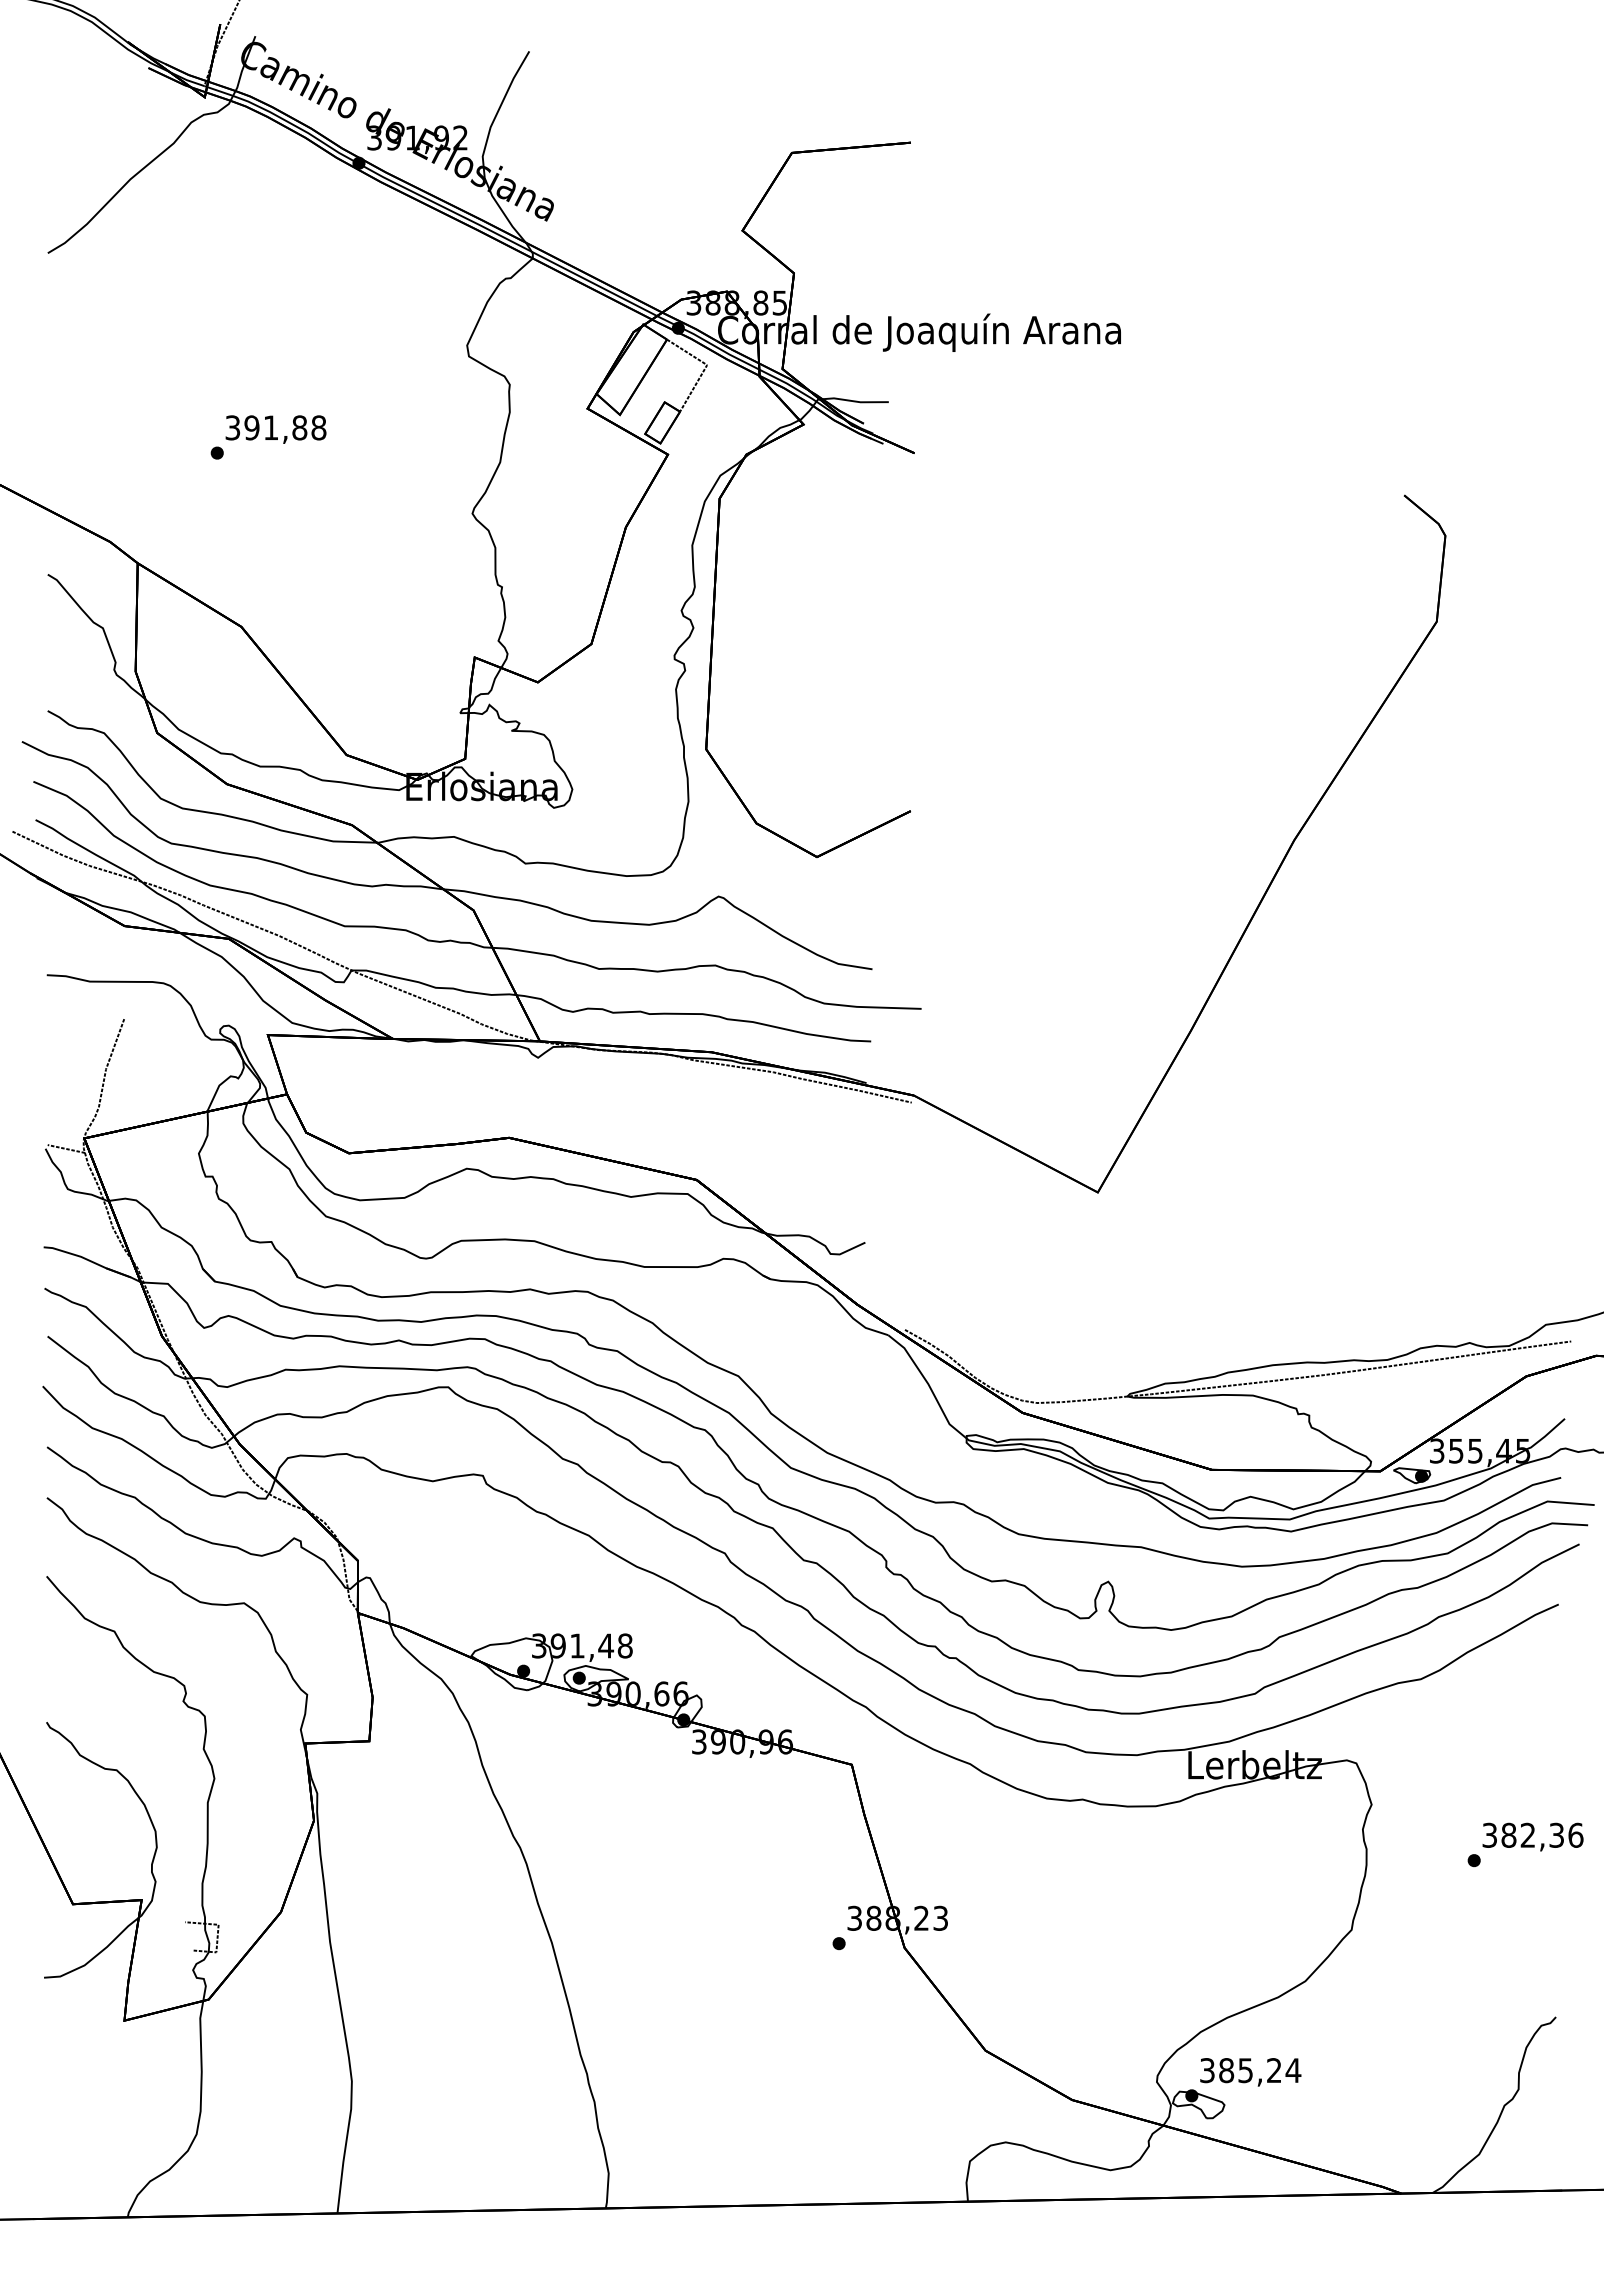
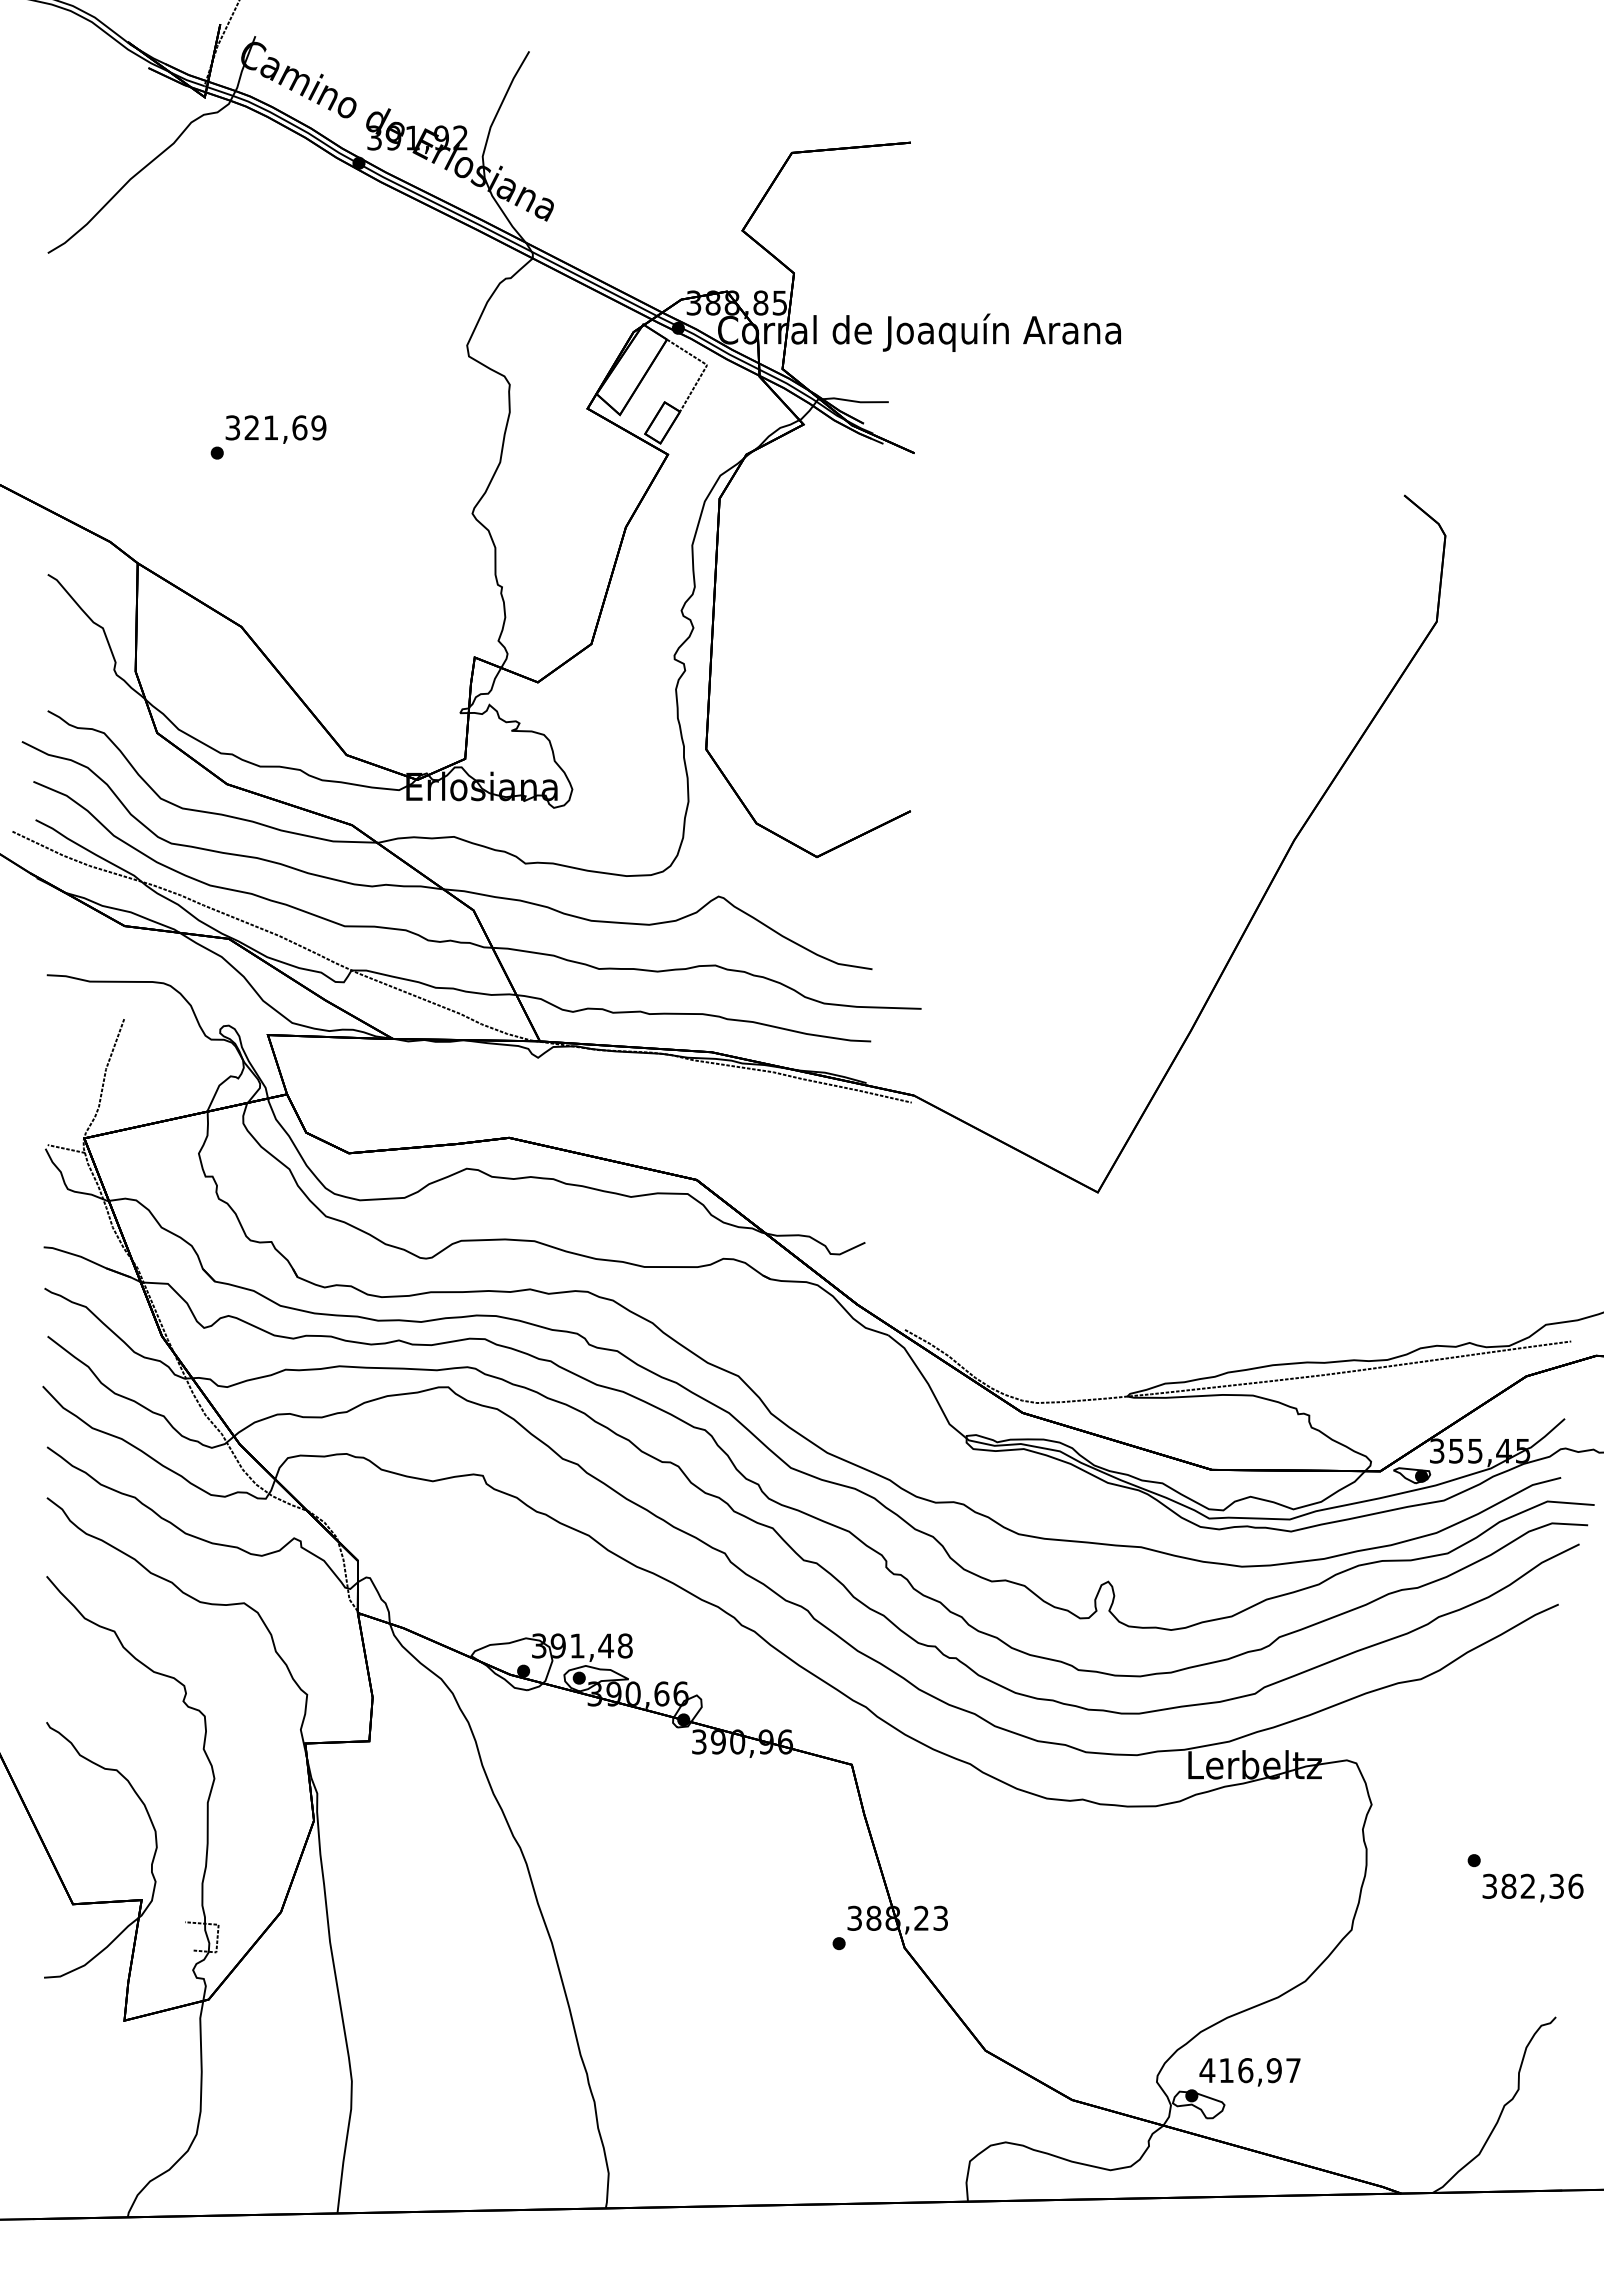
text: 391,88 -> 321,69 (285, 427)
text position: (1532, 1836) -> (1532, 1887) (1532, 1887)
text: 385,24 -> 416,97 (1250, 2070)
